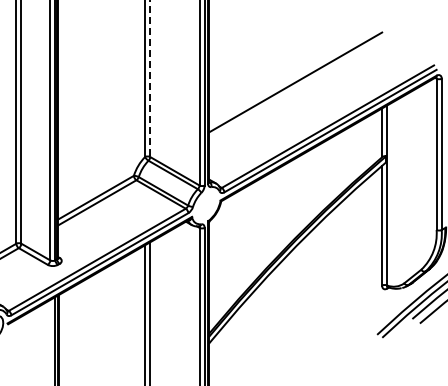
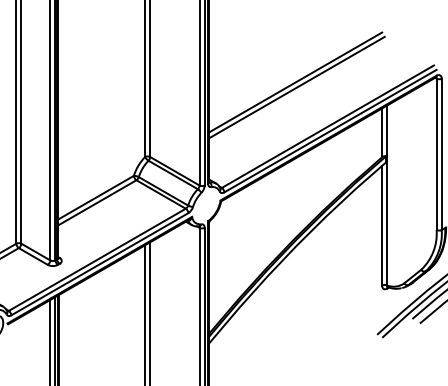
line: dashed -> solid (150, 79)
line: none -> present (296, 87)
line: none -> present (50, 340)
